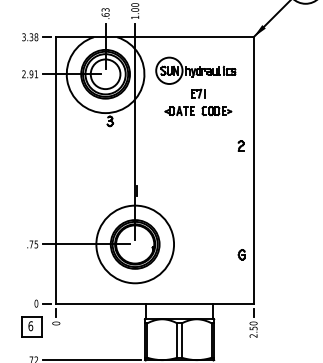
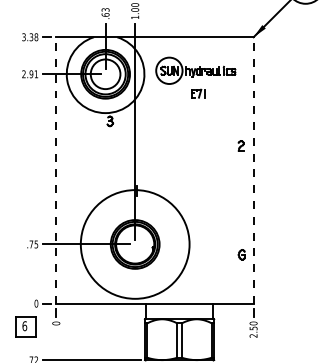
part: present -> none (198, 111)
line: solid -> dashed (56, 169)
line: solid -> dashed (253, 169)
circle diameter: 78 px -> 109 px (134, 244)
part position: (31, 326) -> (25, 326) (25, 326)
